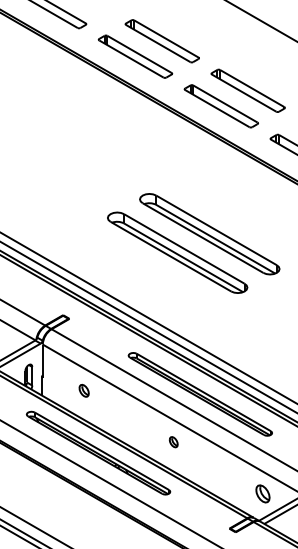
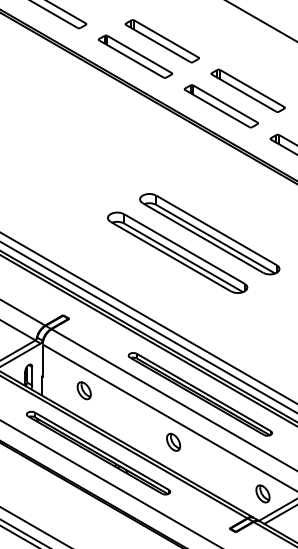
part size: 12x14 px -> 16x20 px (83, 390)
part size: 11x13 px -> 16x20 px (173, 441)
